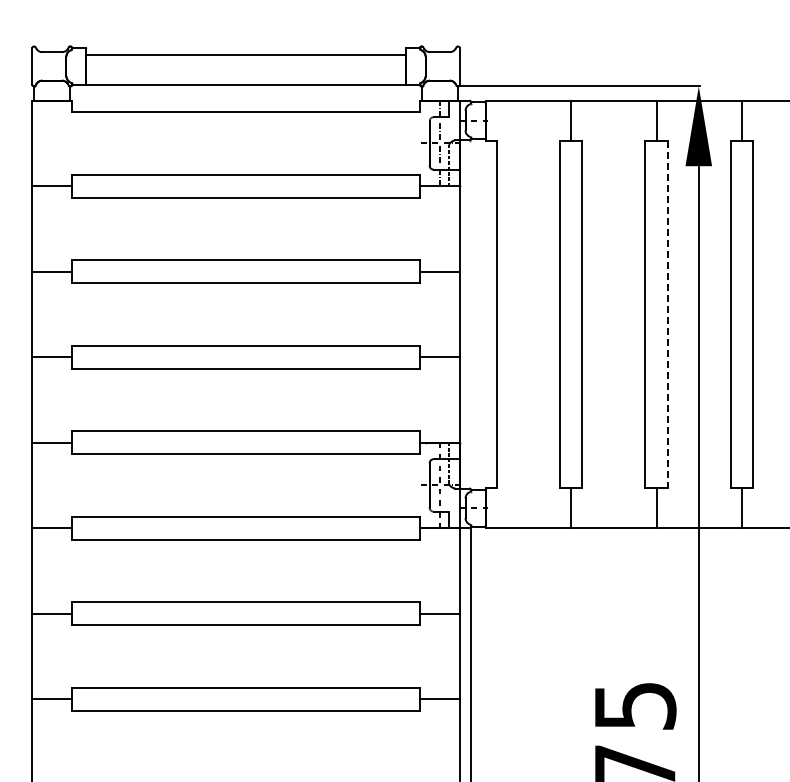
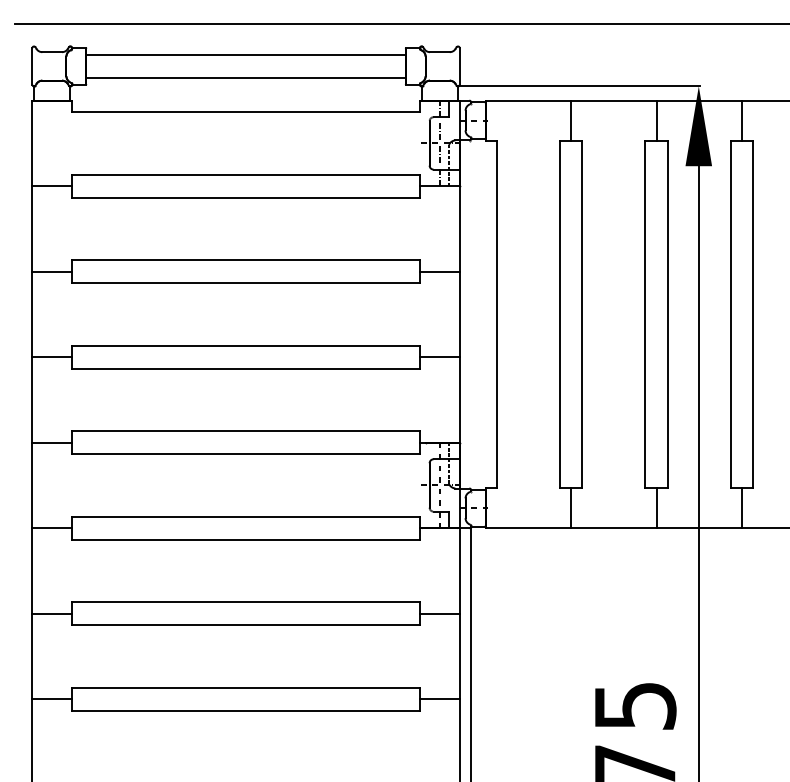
line: none -> present (400, 23)
line position: (245, 84) -> (245, 77) (245, 77)
line: dashed -> solid (667, 314)
